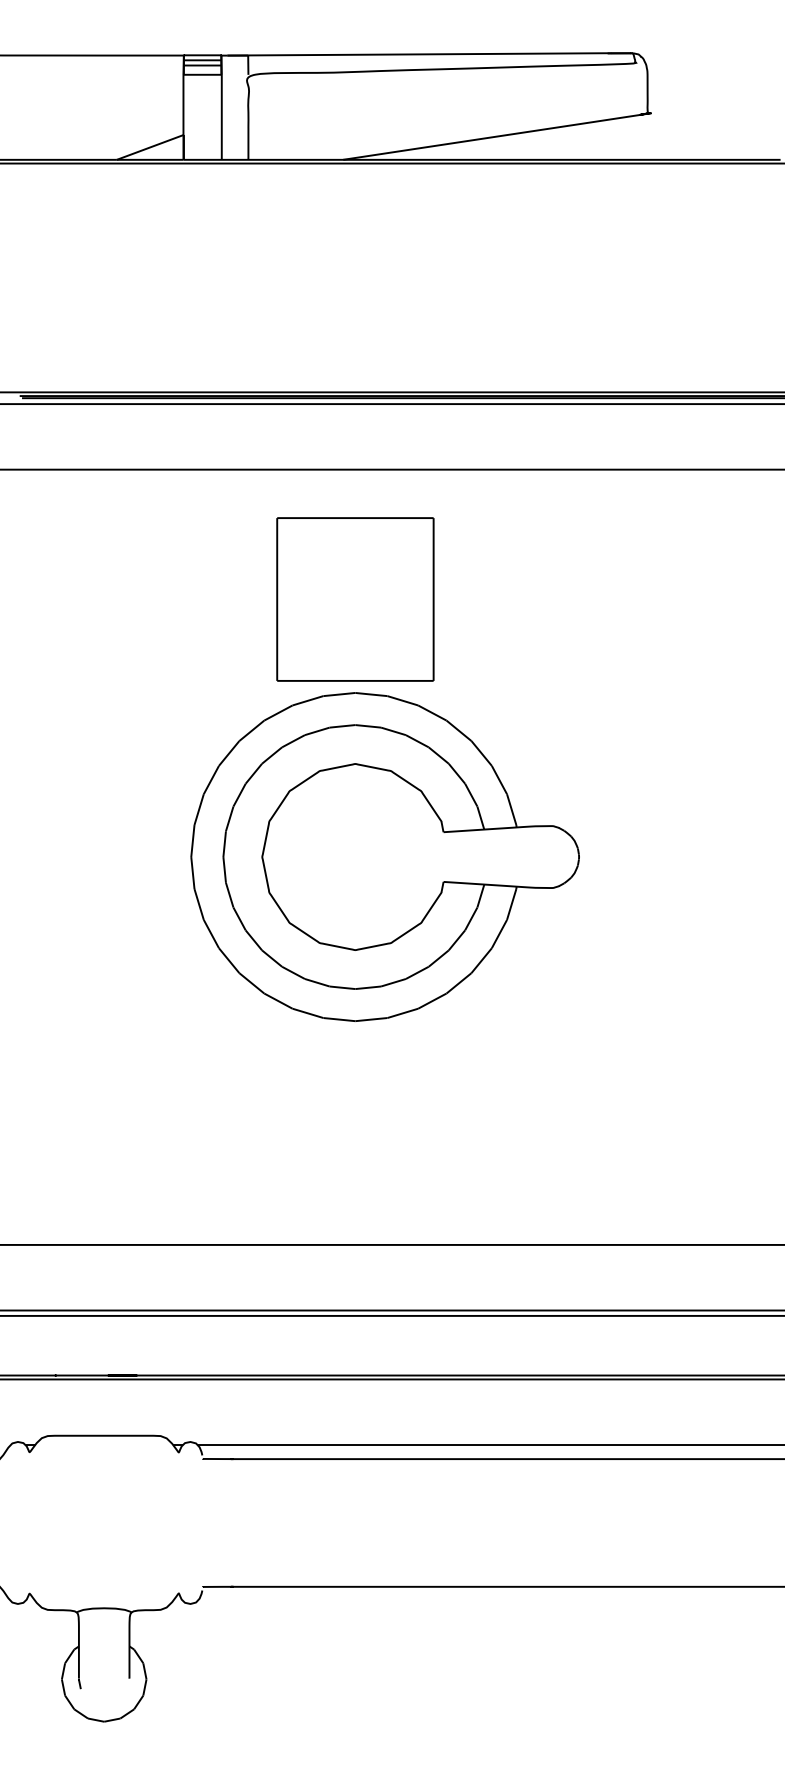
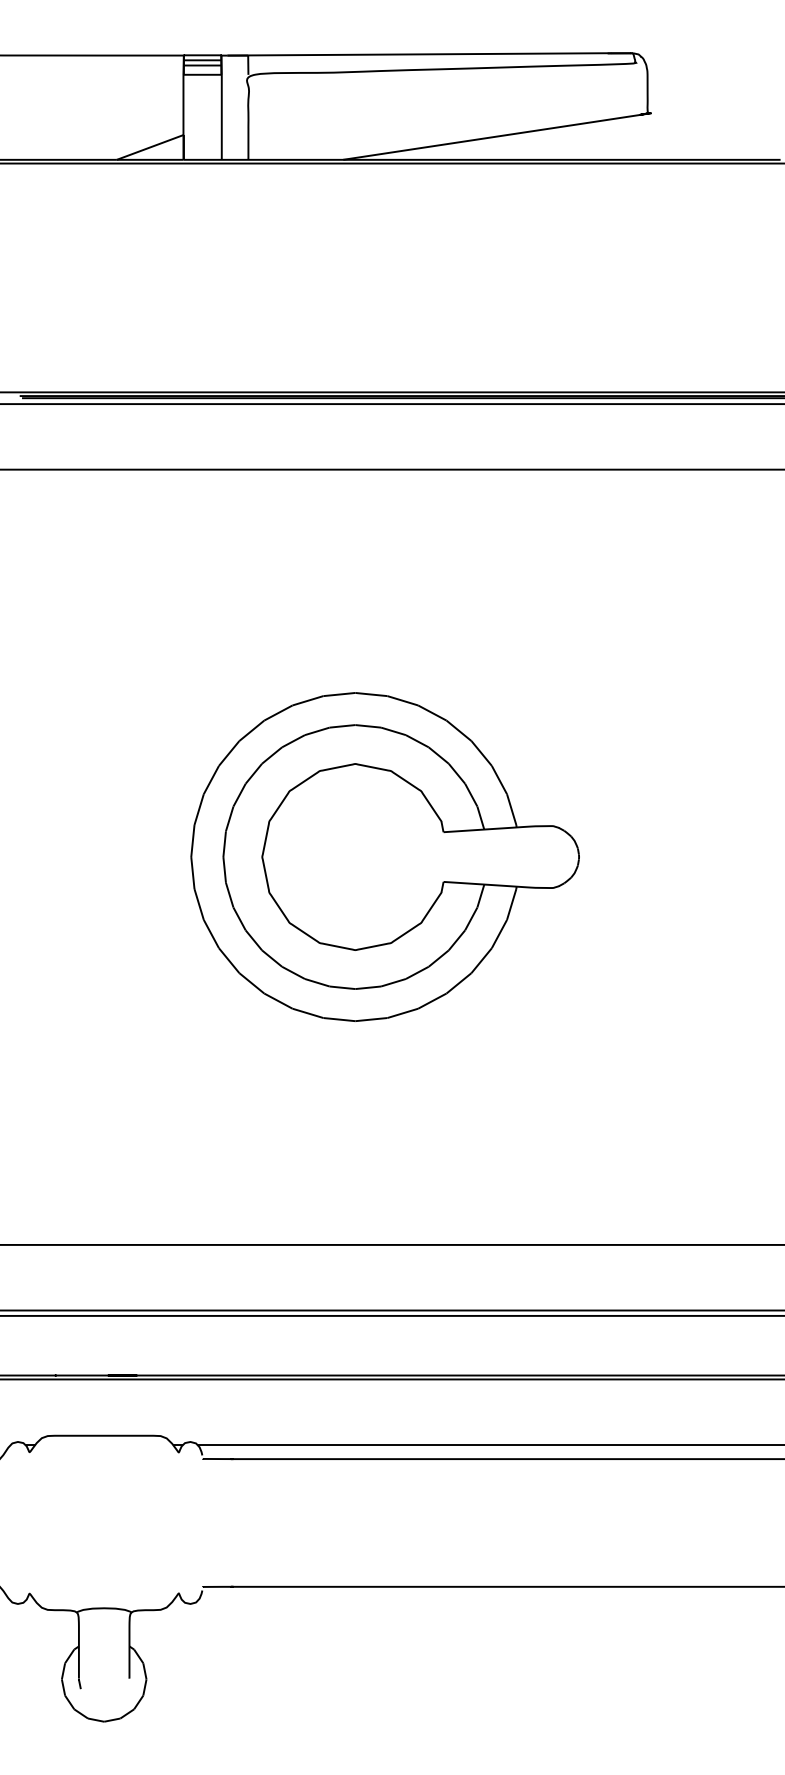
part: present -> none (355, 599)
